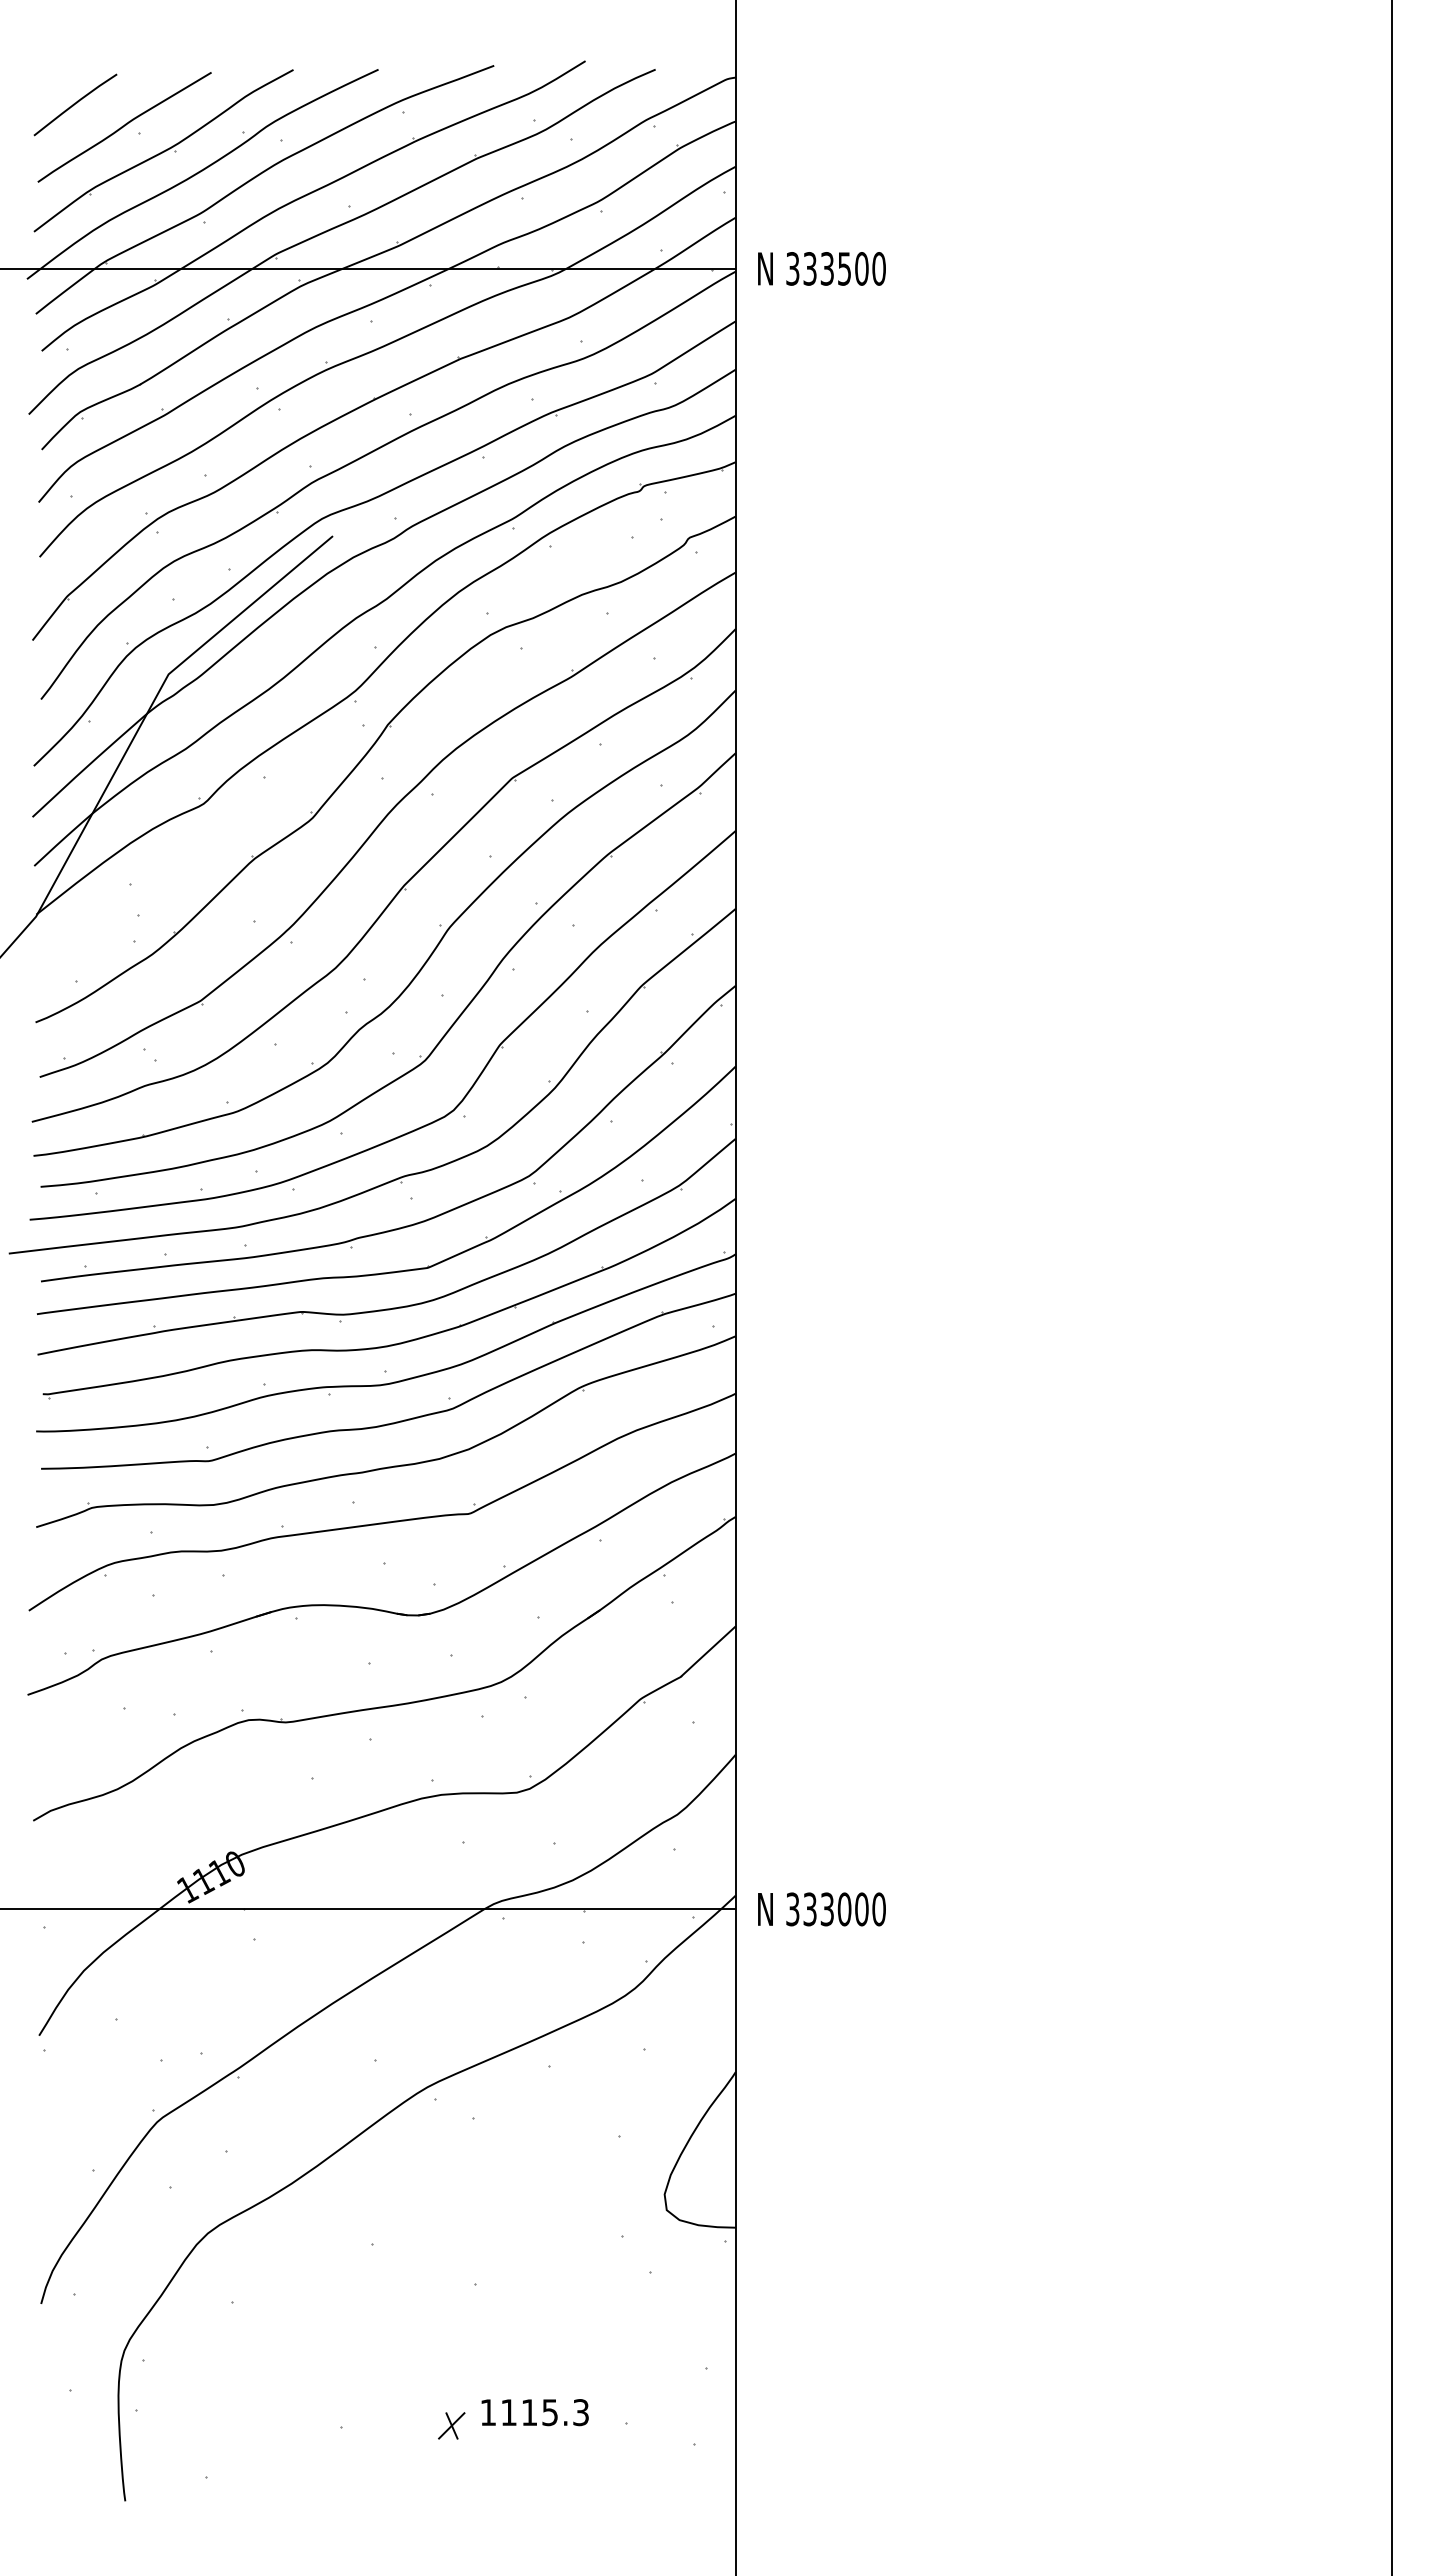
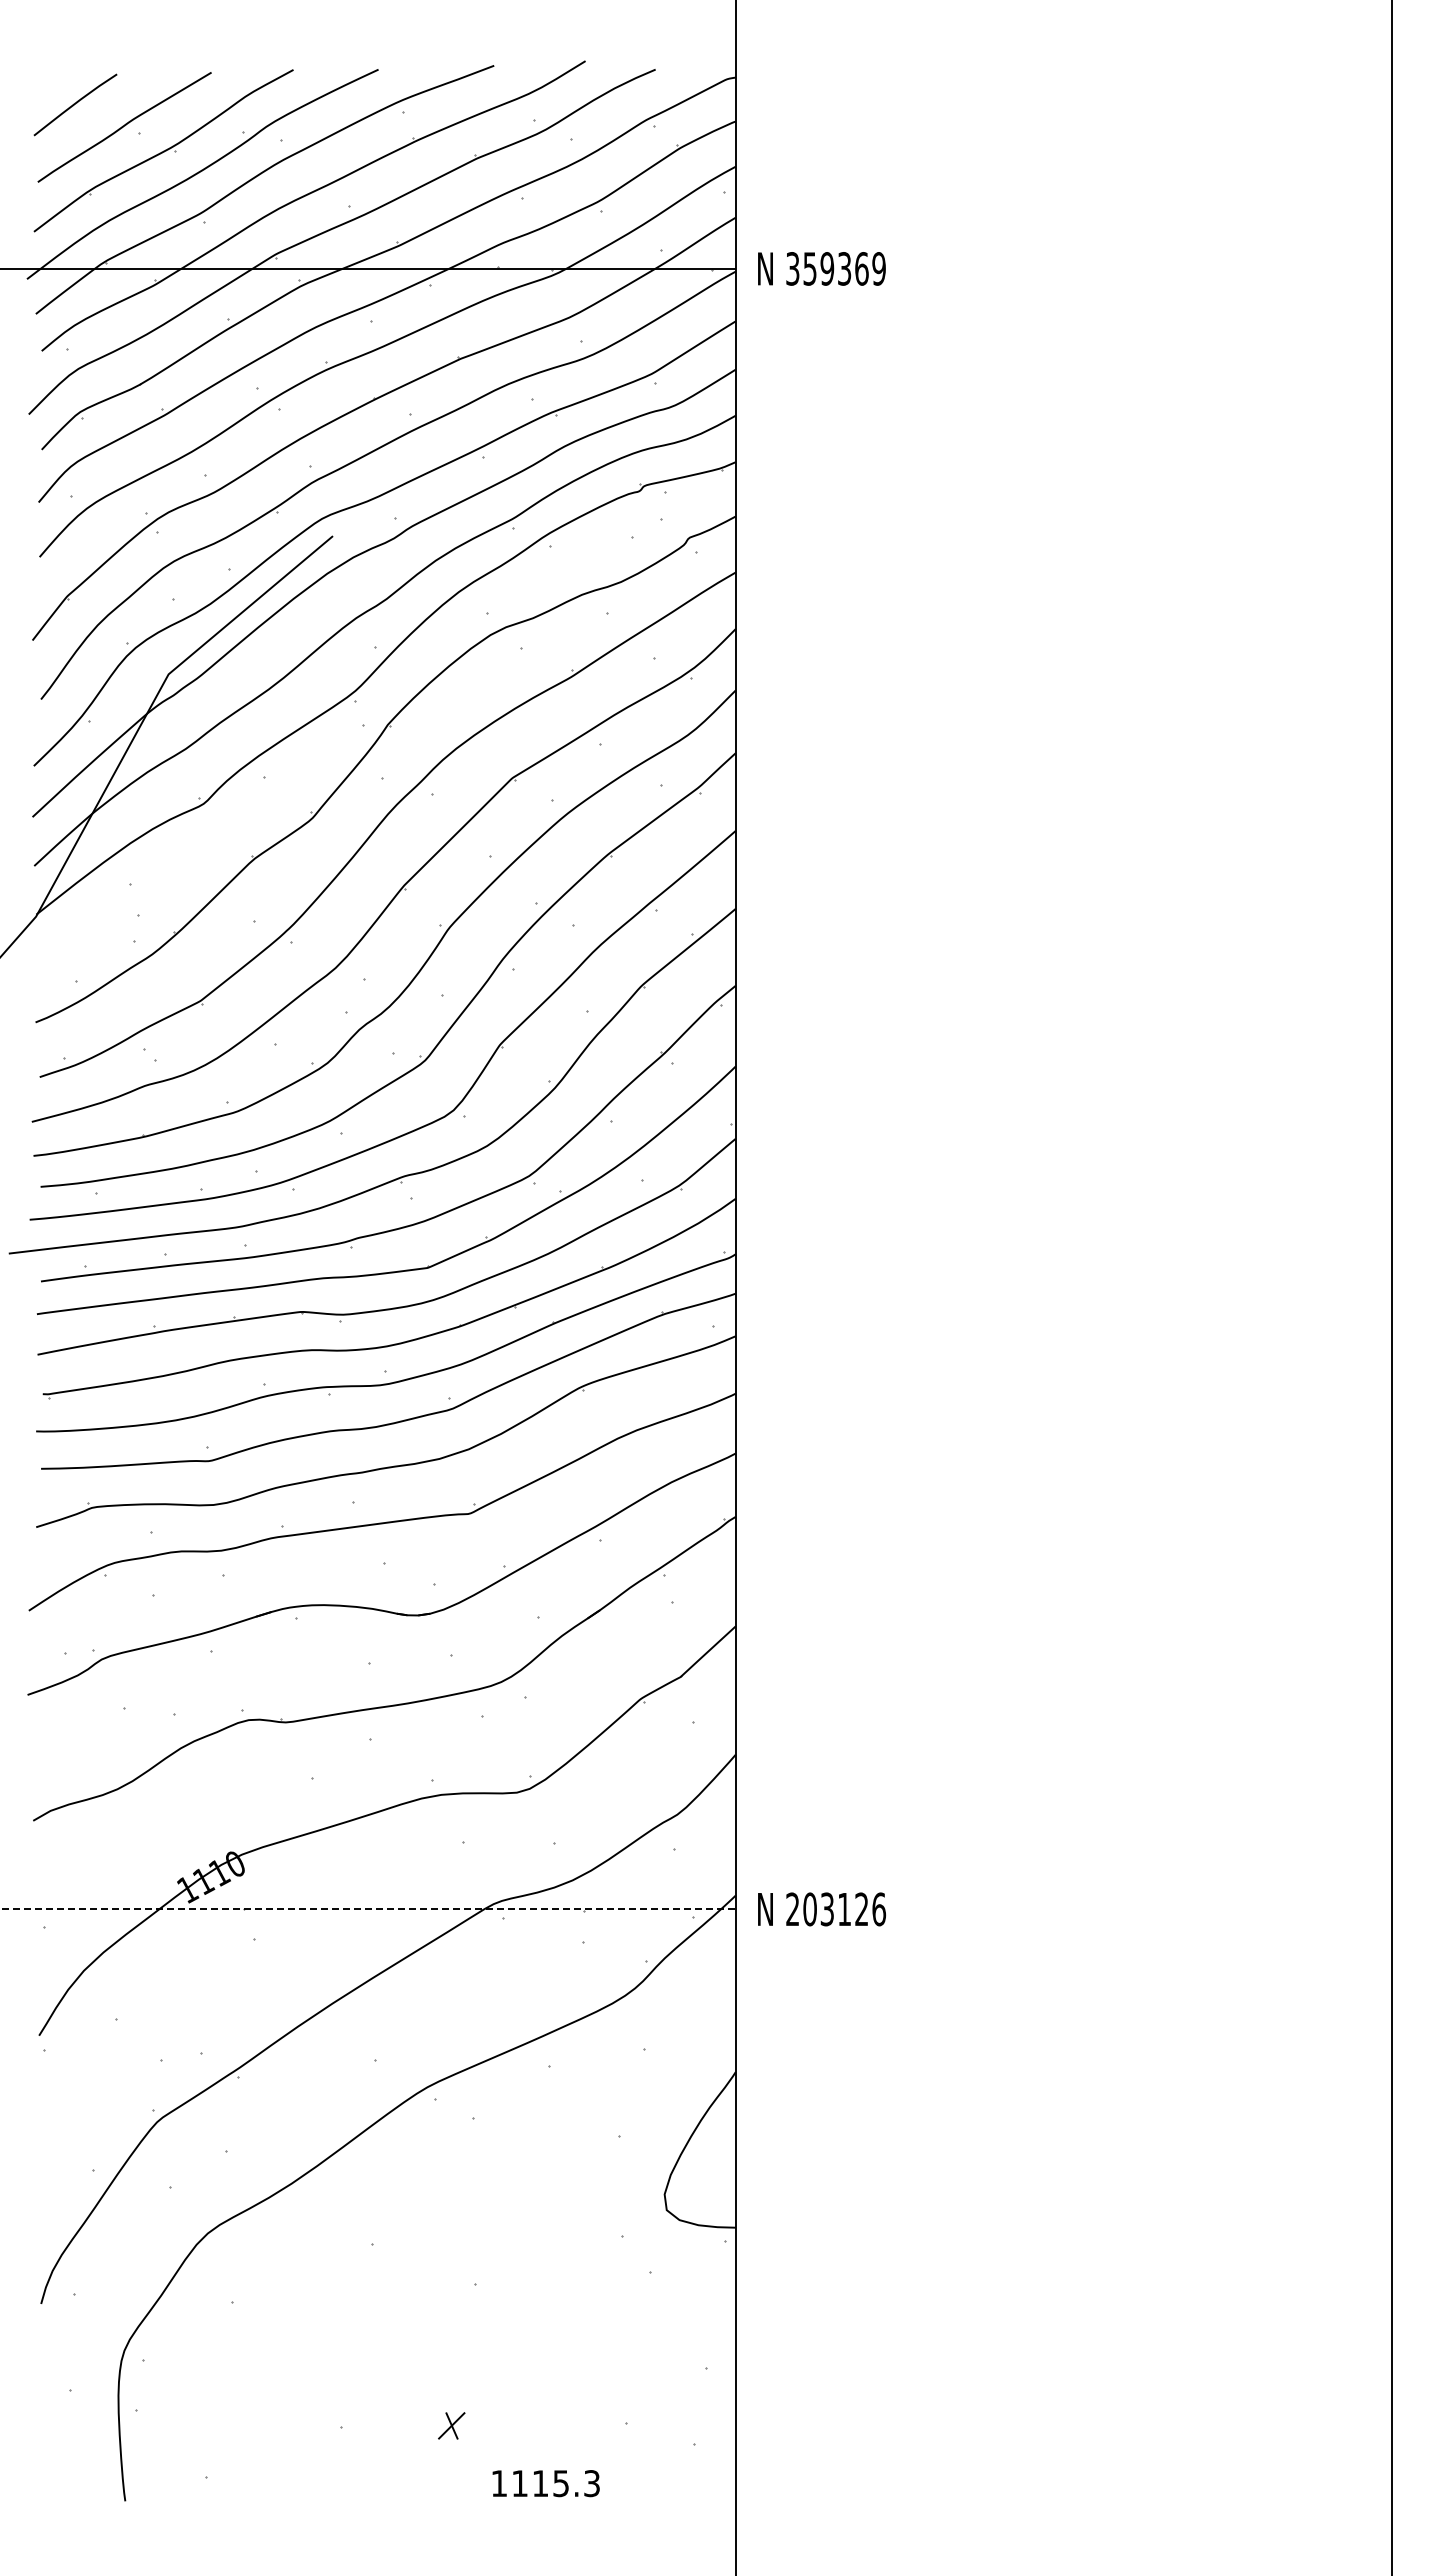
text: 333500 -> 359369 (844, 268)
line: solid -> dashed (367, 1909)
text: 333000 -> 203126 (836, 1909)
text position: (534, 2412) -> (545, 2483) (545, 2483)
